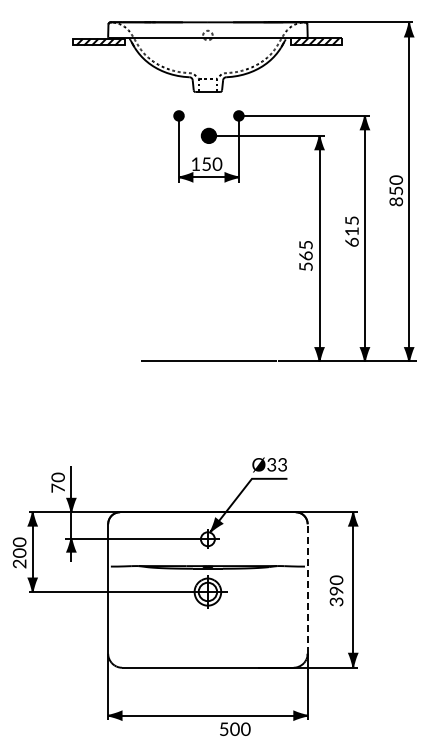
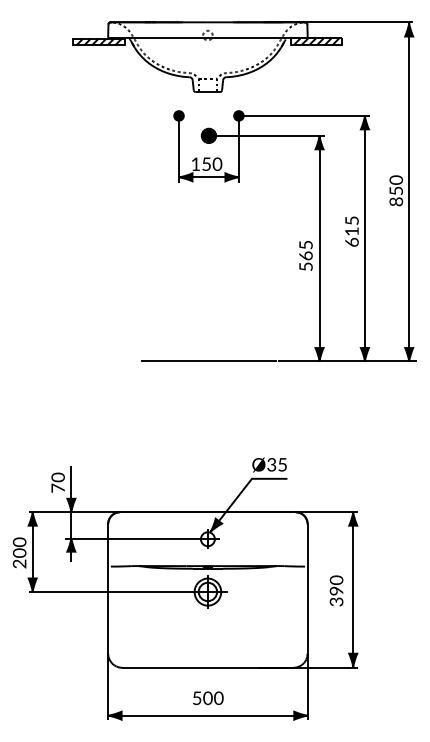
text: Ø33 -> Ø35 (282, 464)
line: dashed -> solid (307, 589)
text position: (235, 728) -> (208, 697) (208, 697)
